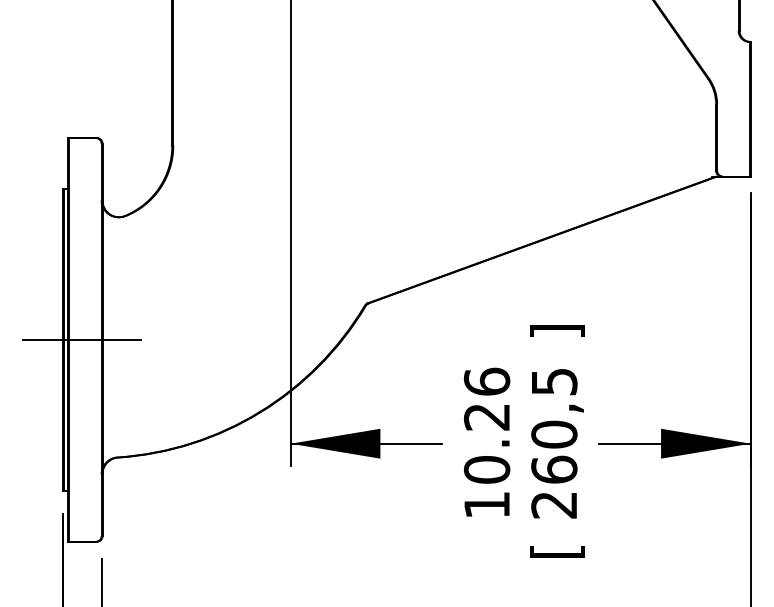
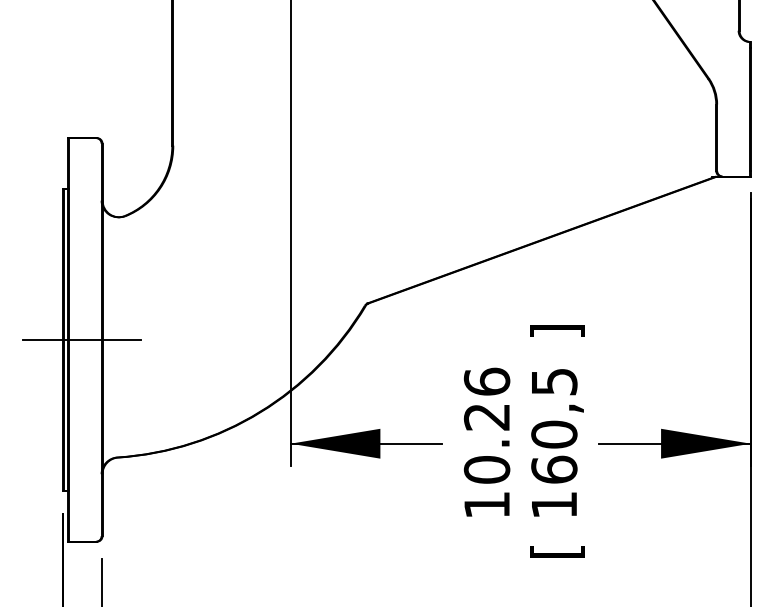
text: 260,5 -> 160,5 (553, 505)
